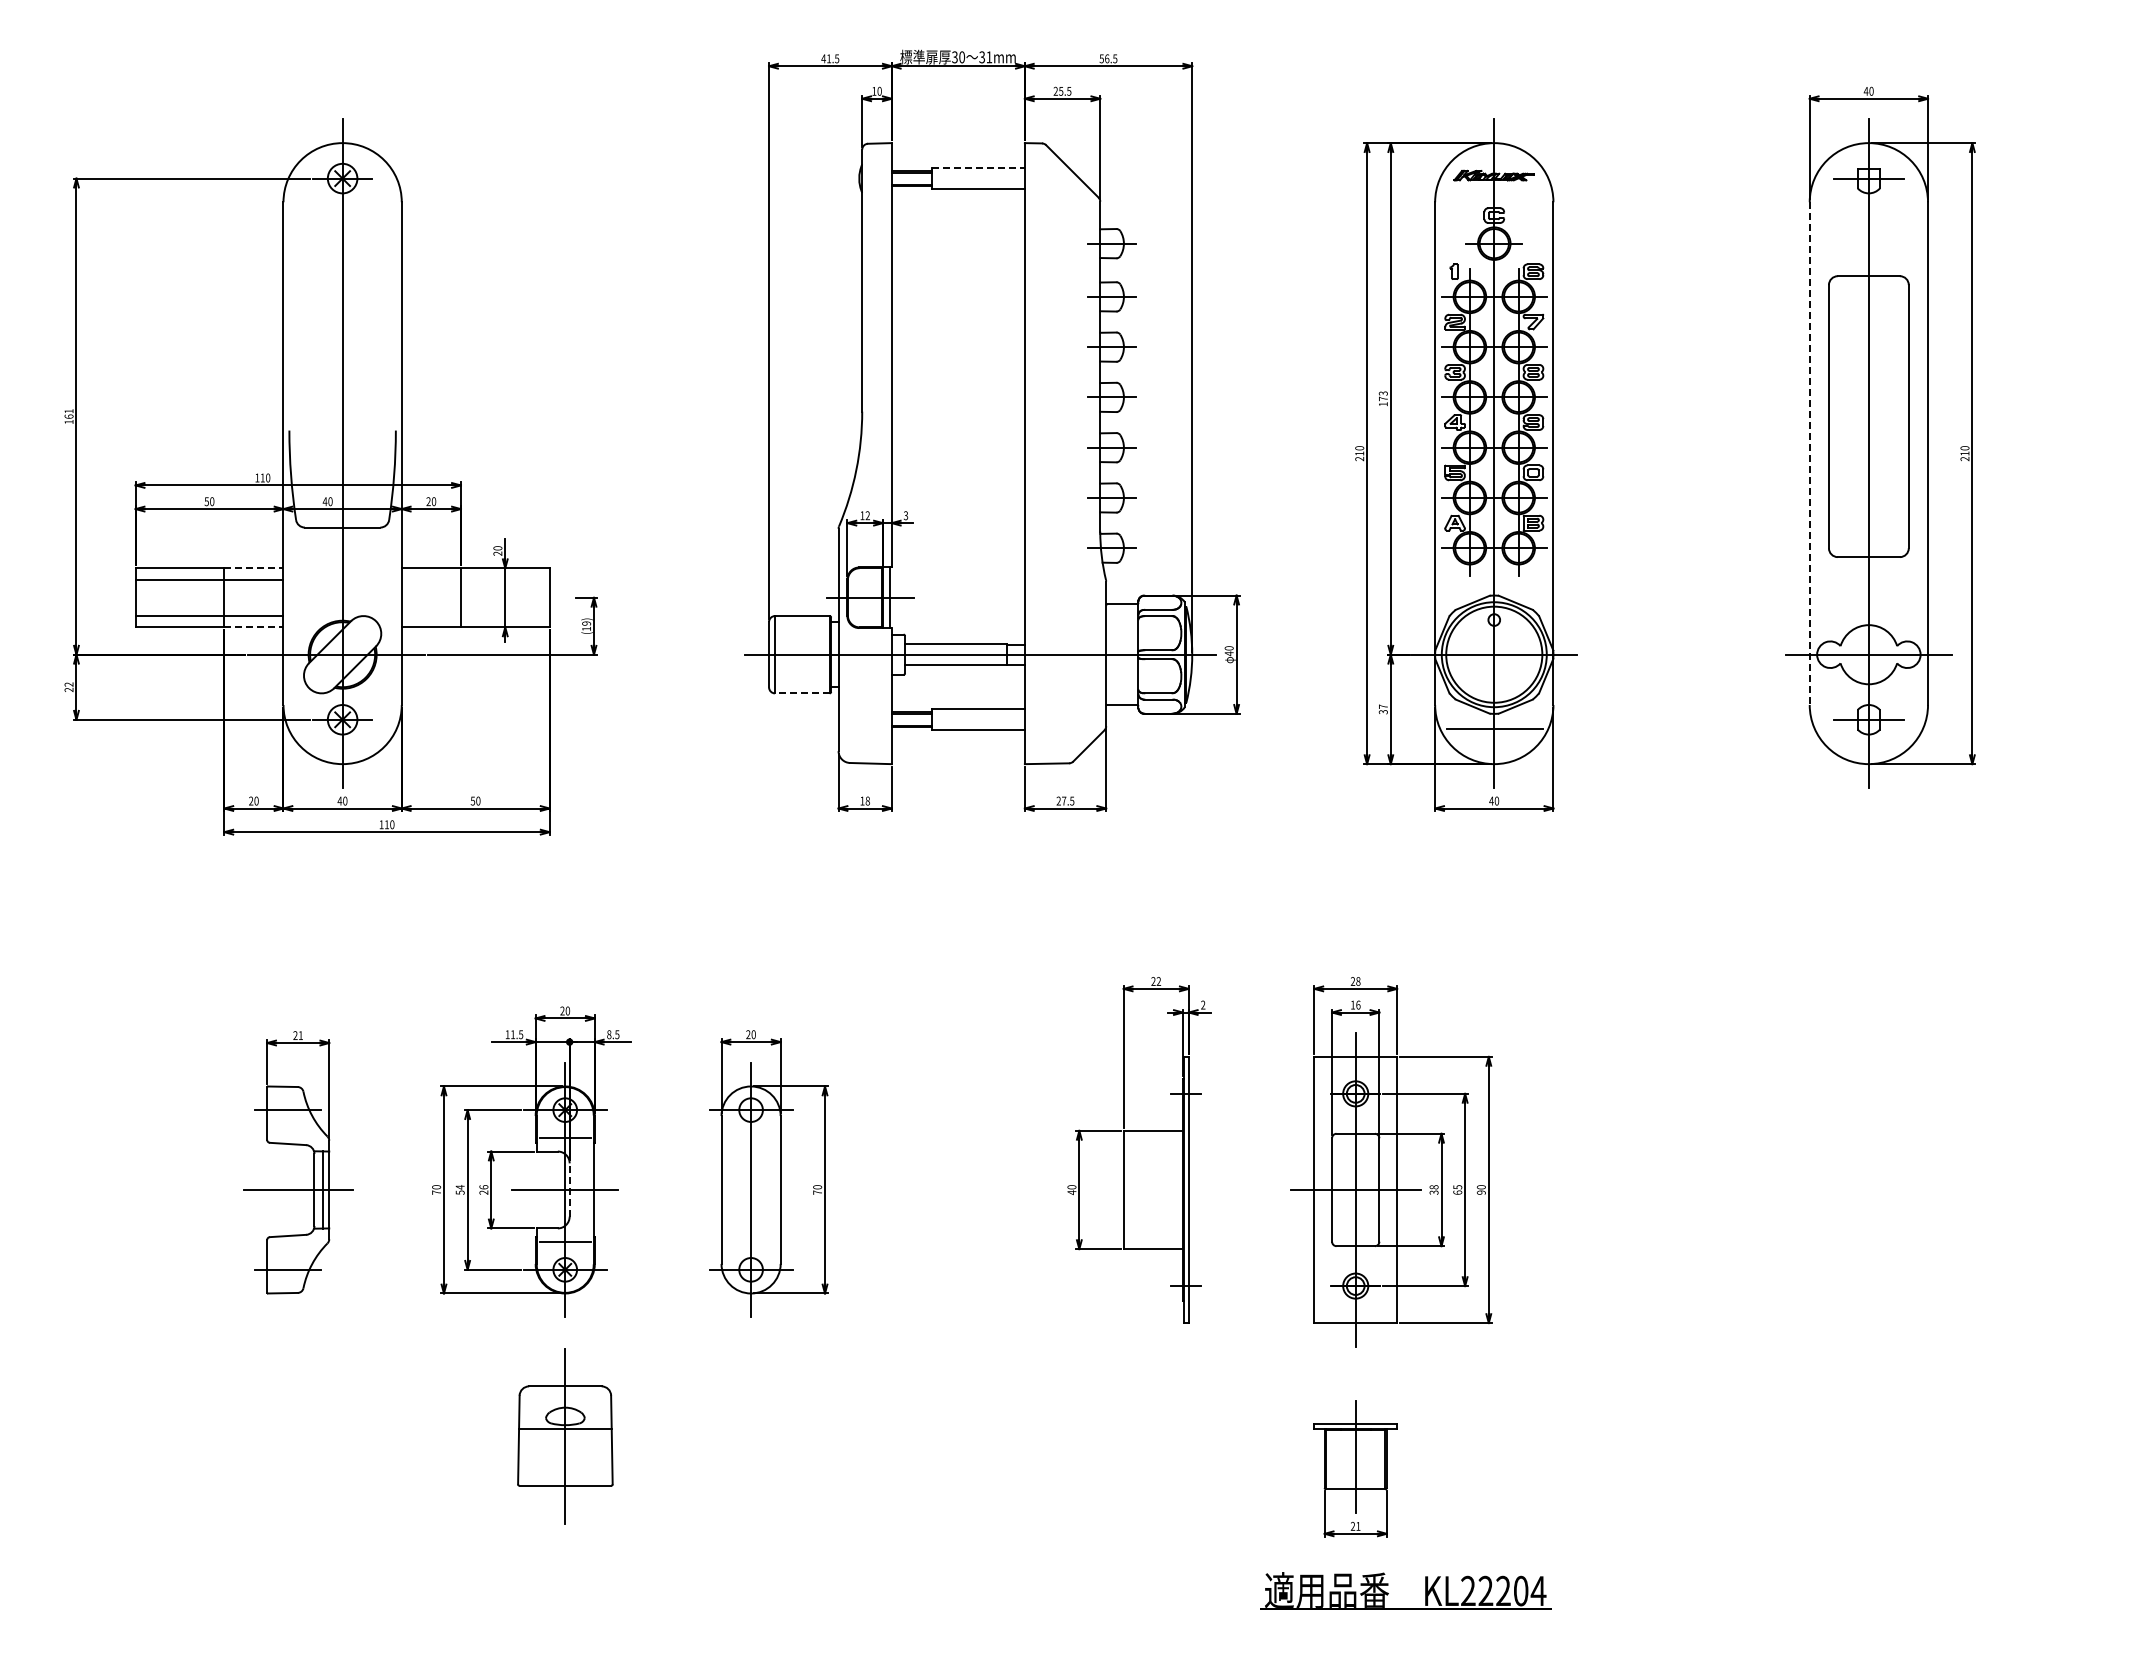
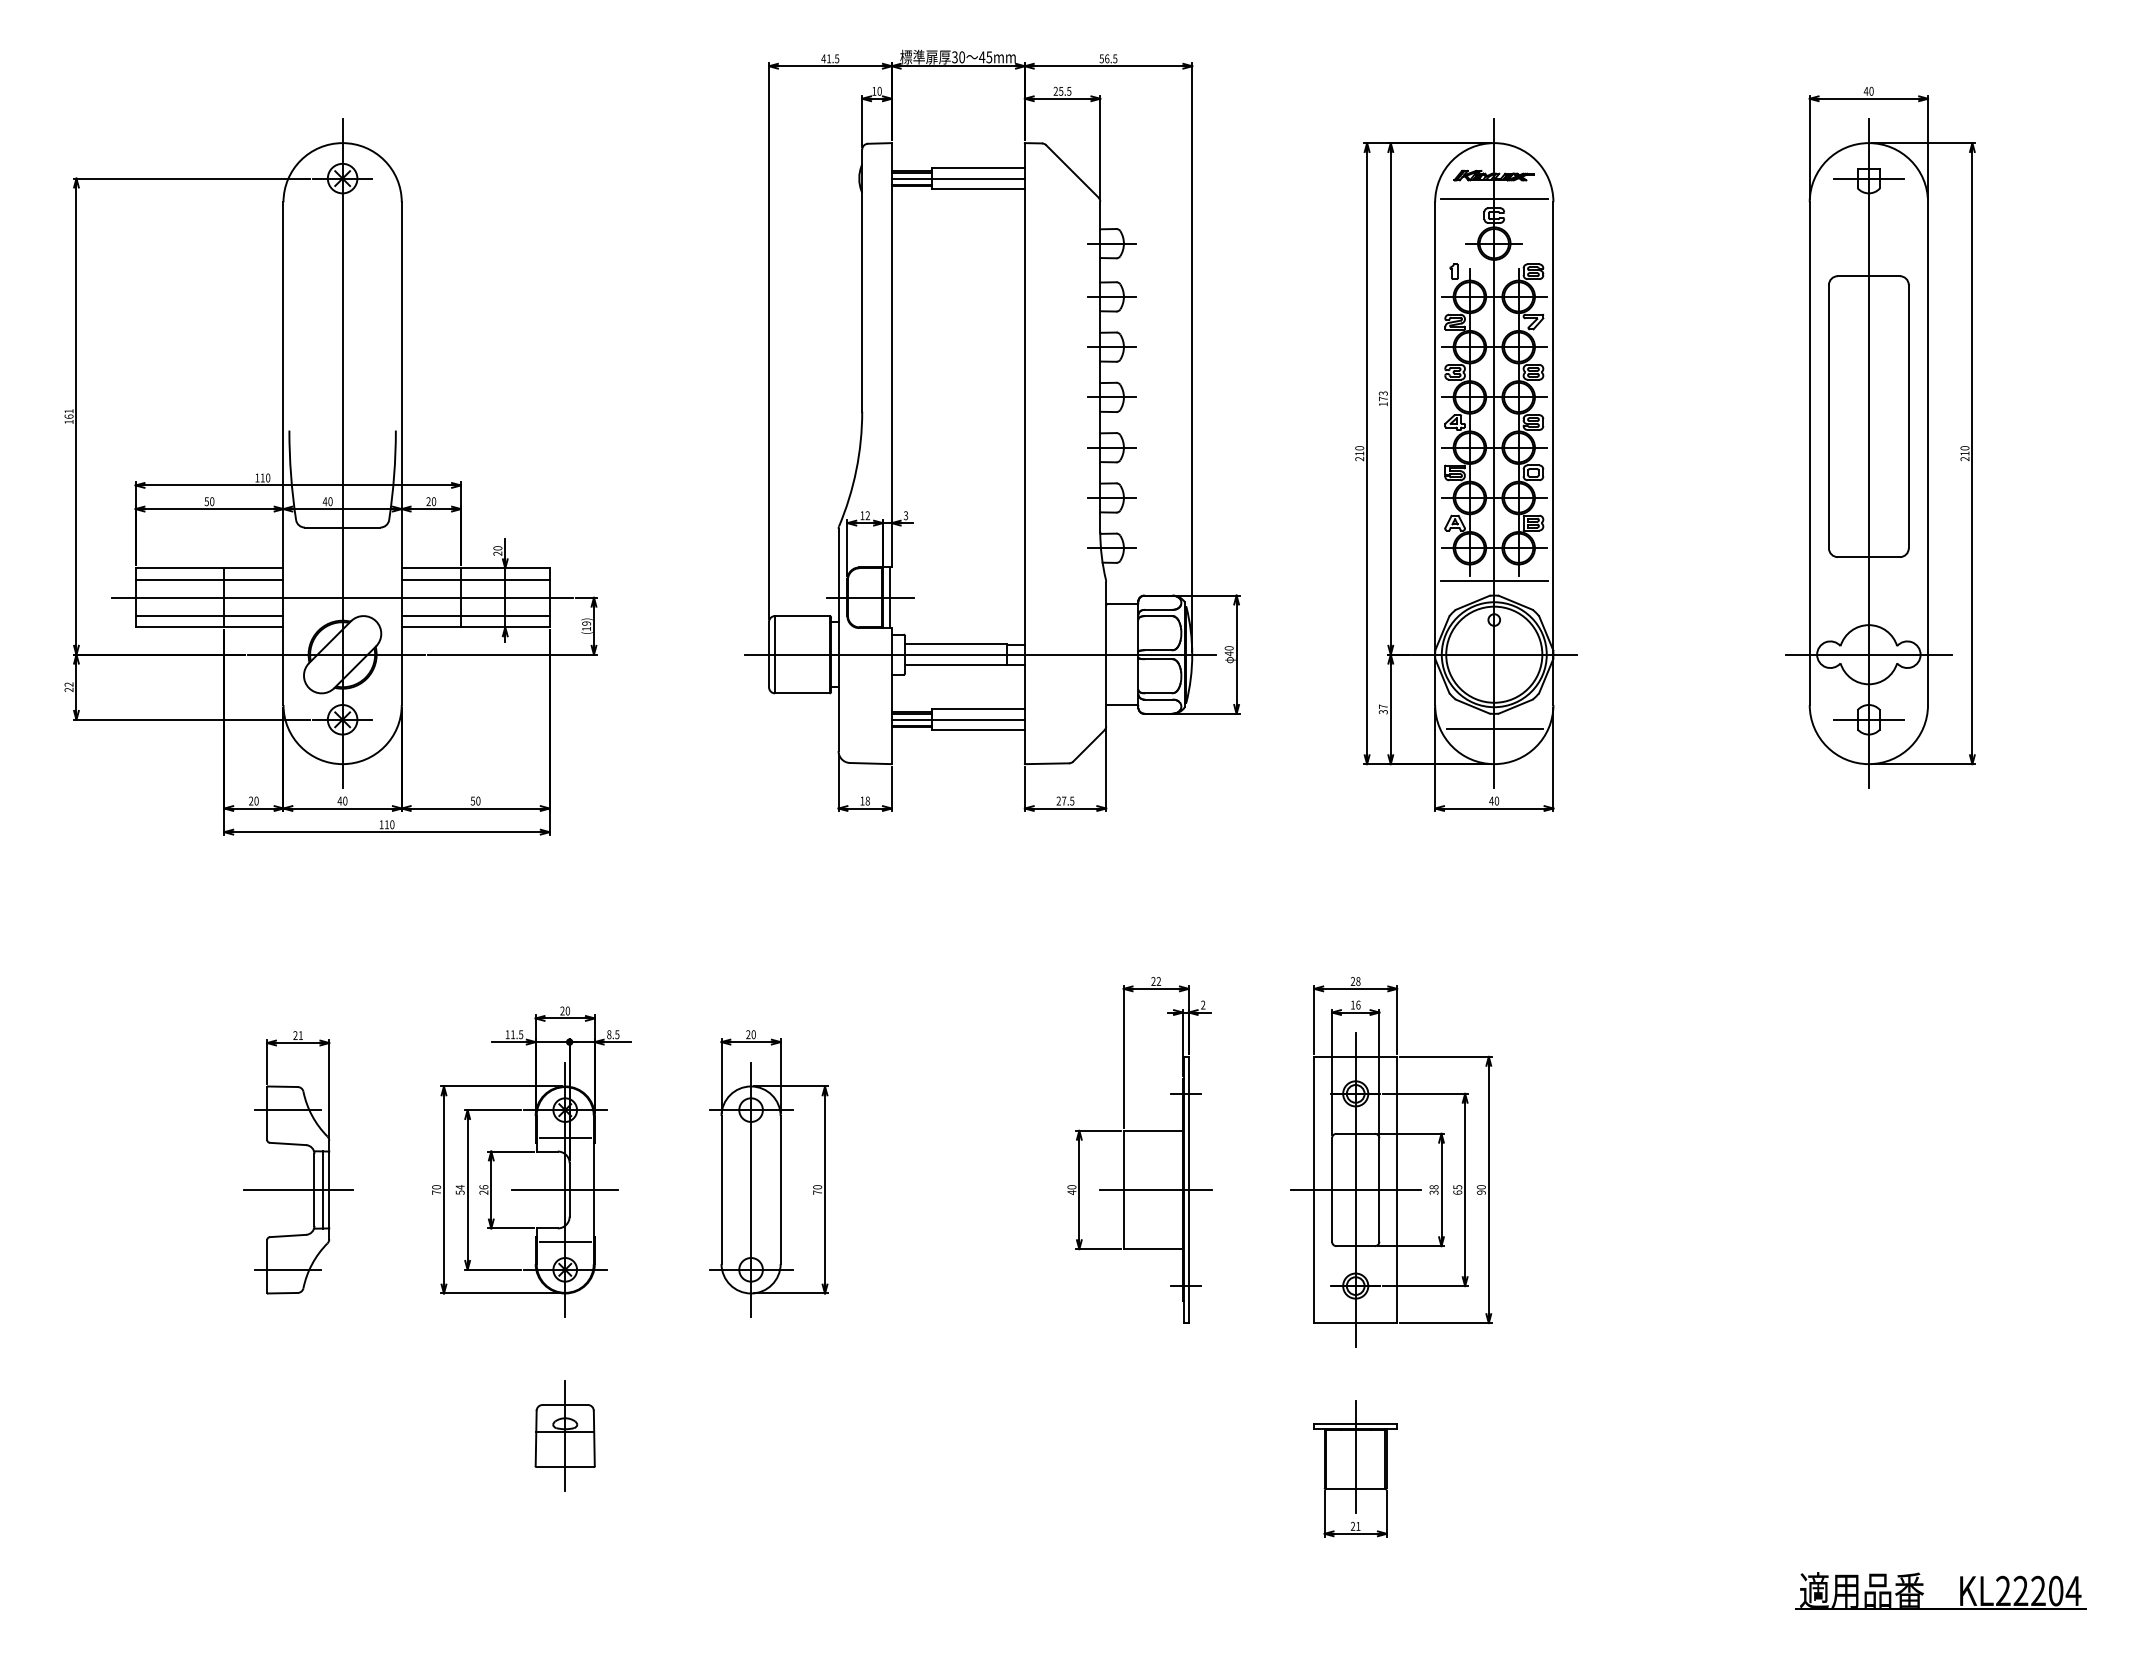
text: 31mm -> 45mm (985, 57)
line: dashed -> solid (978, 168)
line: none -> present (957, 178)
line: none -> present (1494, 199)
line: dashed -> solid (1809, 454)
line: dashed -> solid (253, 568)
line: none -> present (475, 580)
line: none -> present (1494, 580)
line: none -> present (342, 597)
line: none -> present (475, 615)
line: dashed -> solid (253, 627)
line: dashed -> solid (801, 693)
line: none -> present (957, 719)
line: dashed -> solid (569, 1189)
line: none -> present (1156, 1189)
part size: 97x177 px -> 62x112 px (564, 1435)
part position: (1388, 1593) -> (1923, 1593) (1923, 1593)
